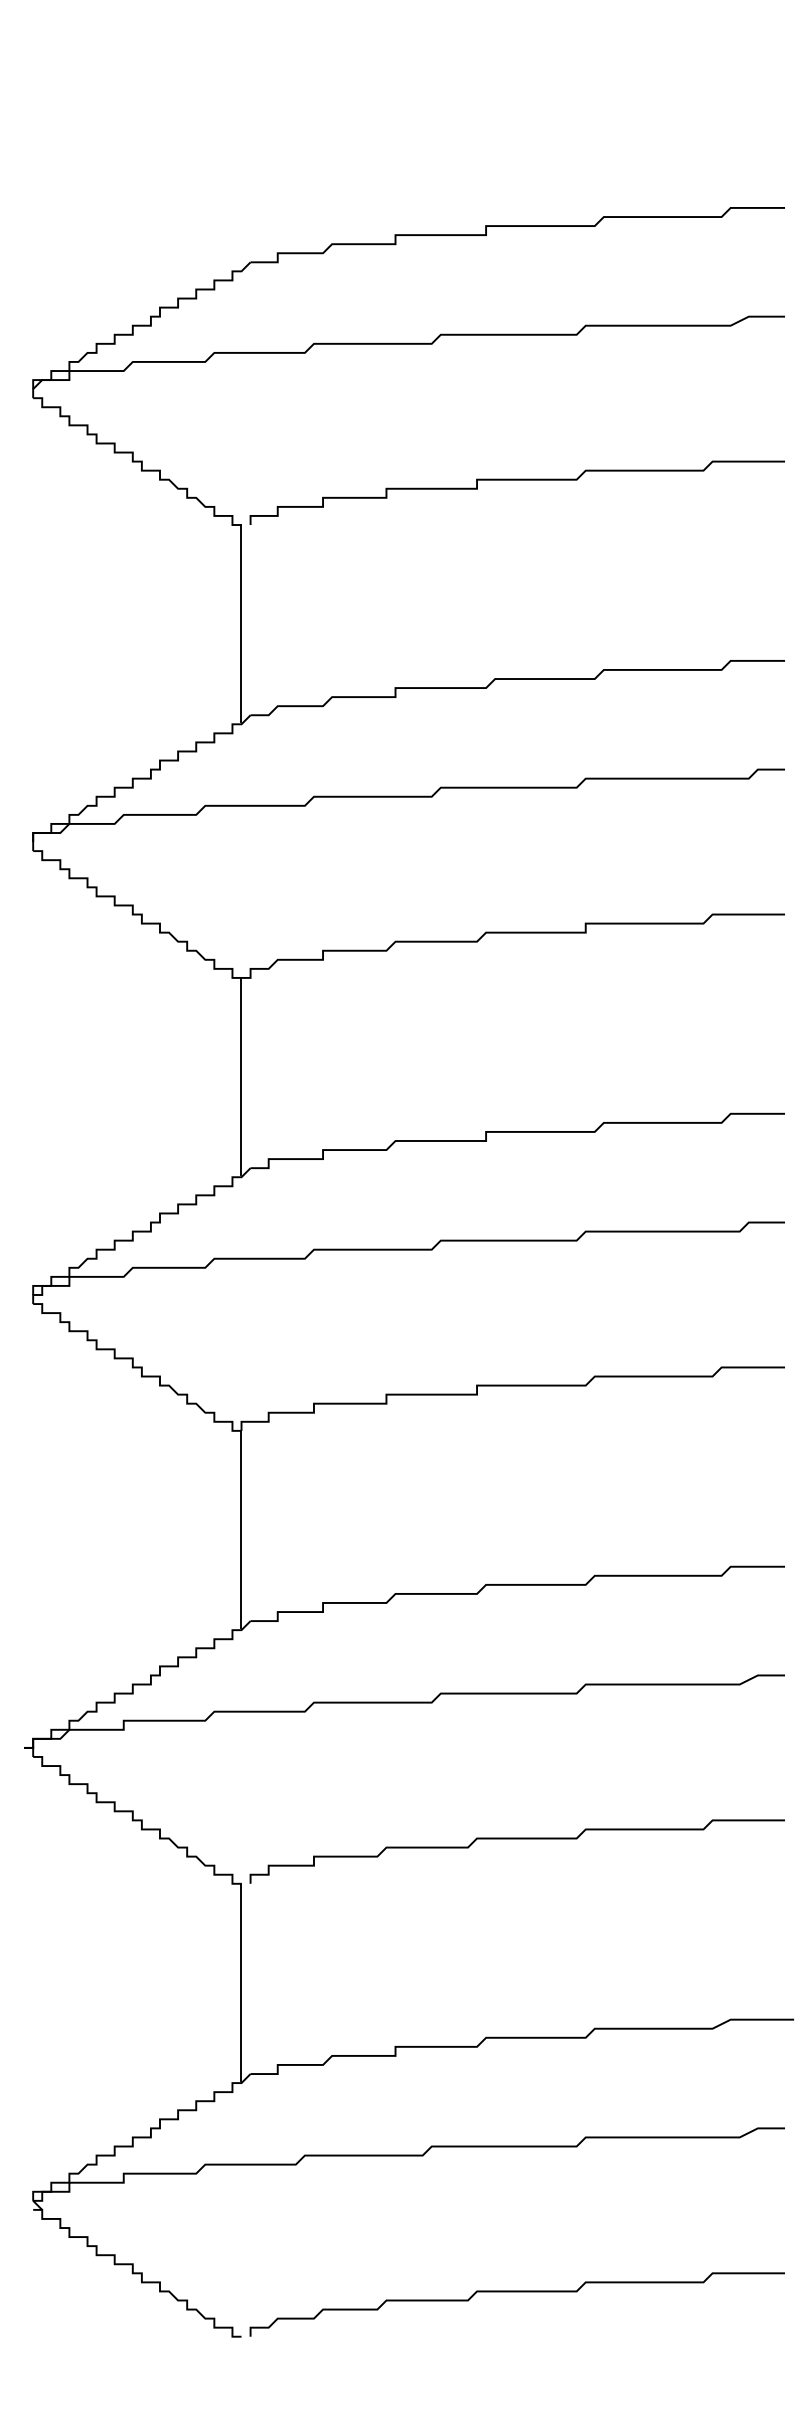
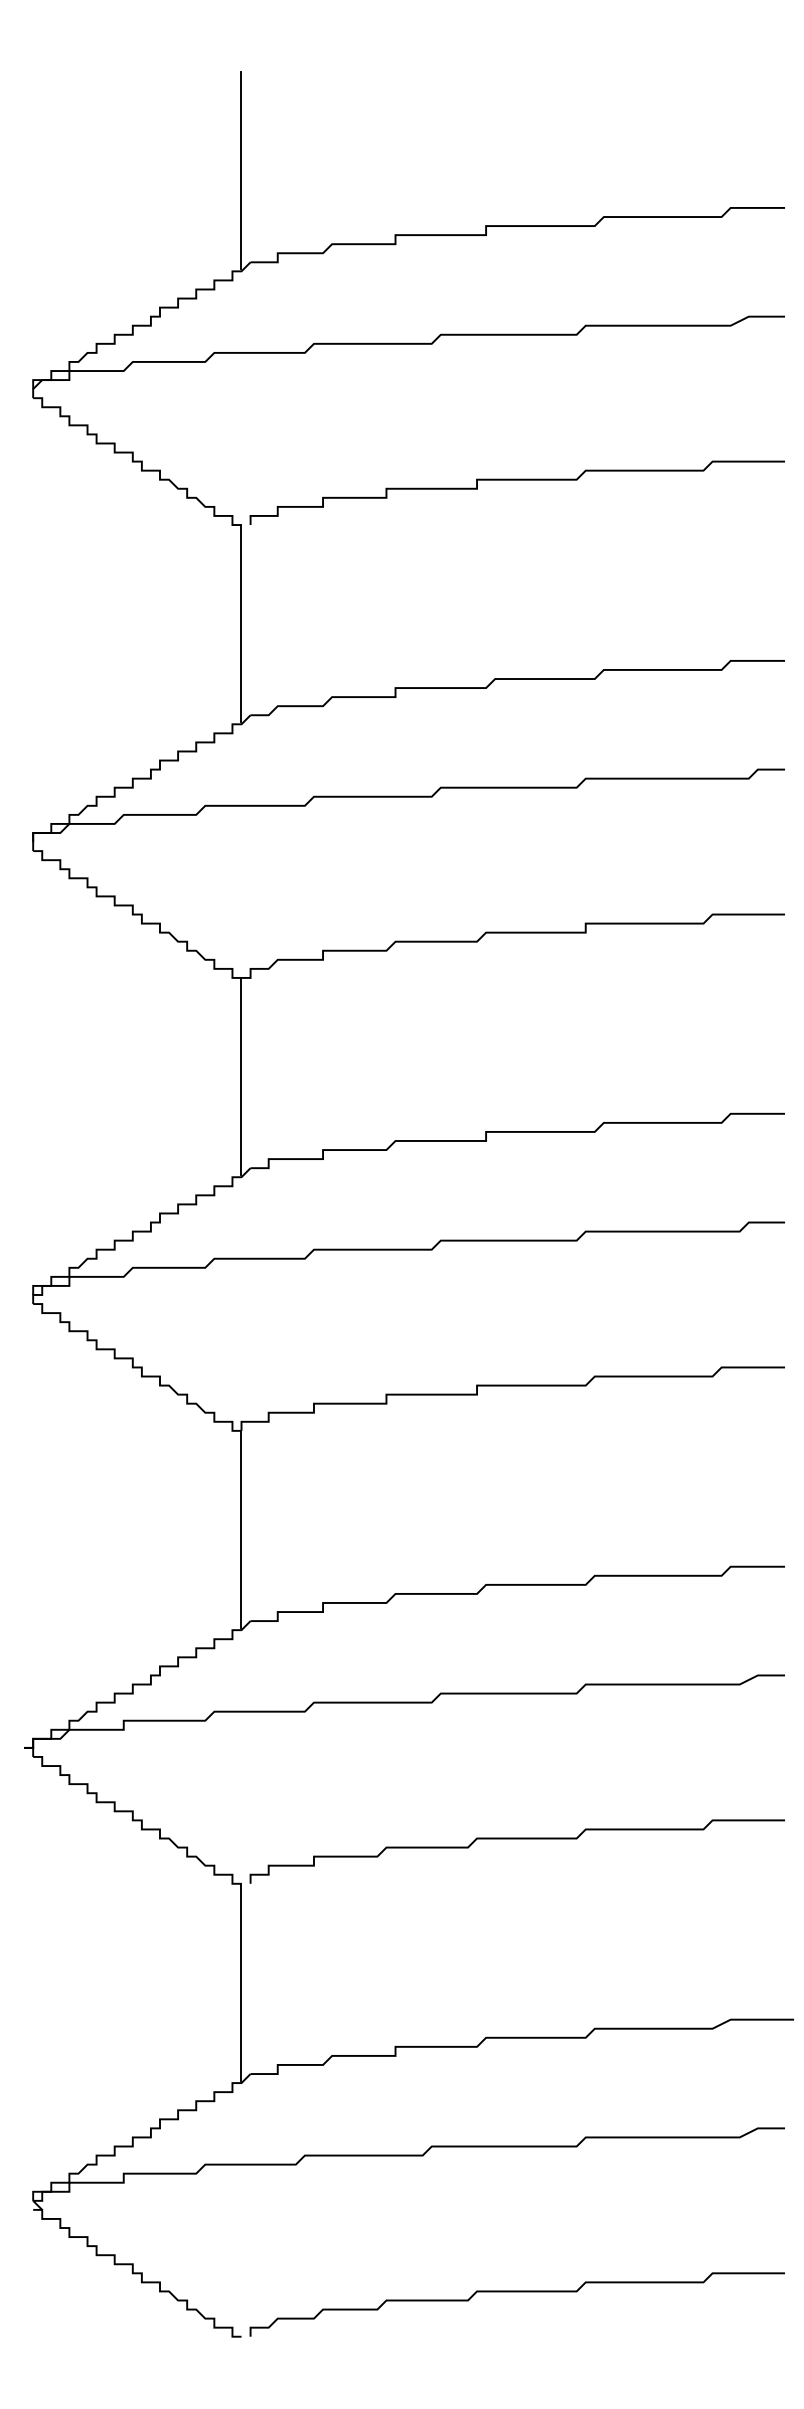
line: none -> present (241, 170)
